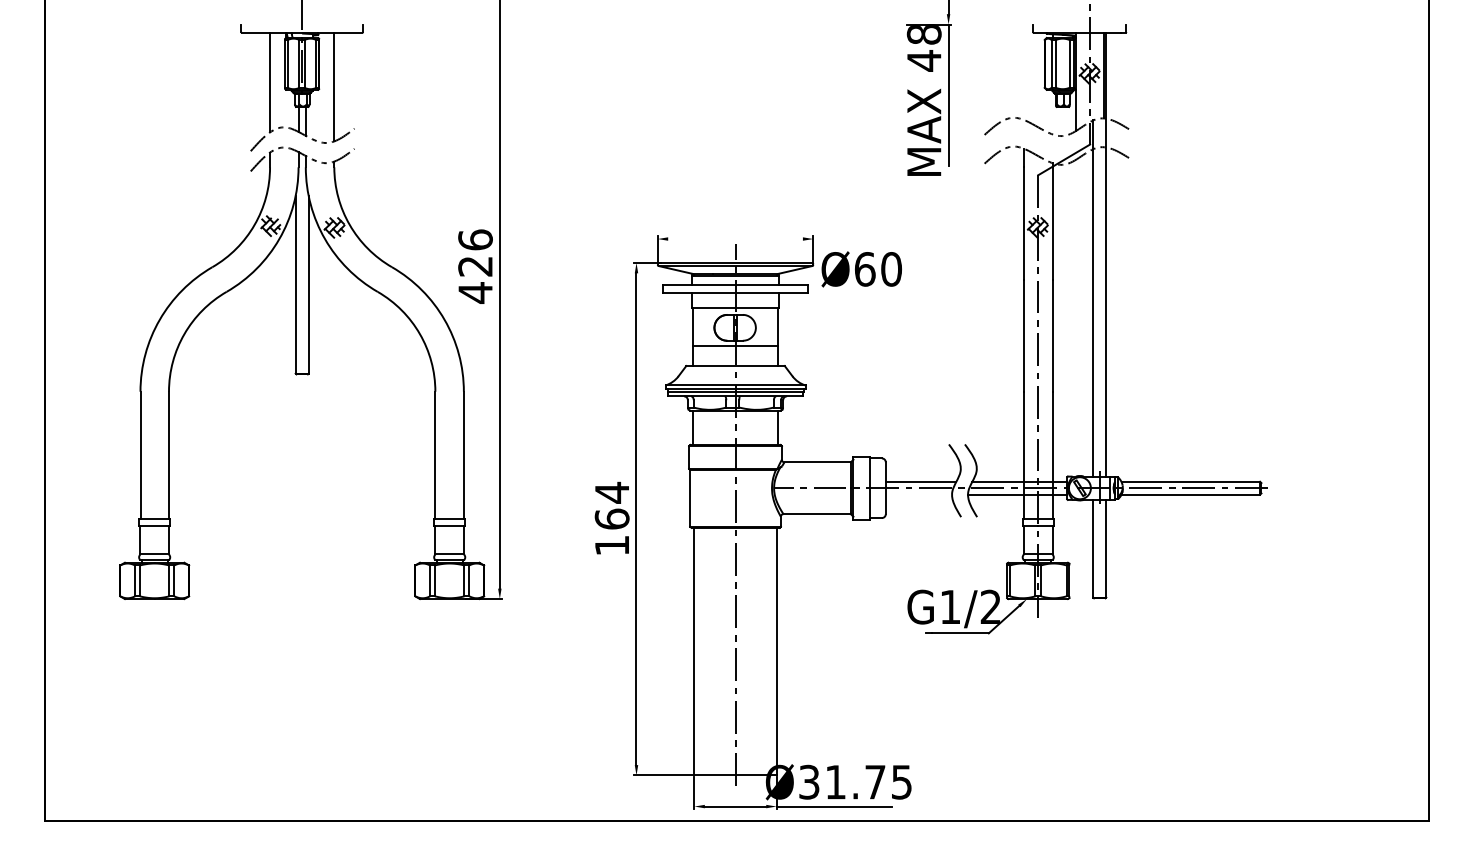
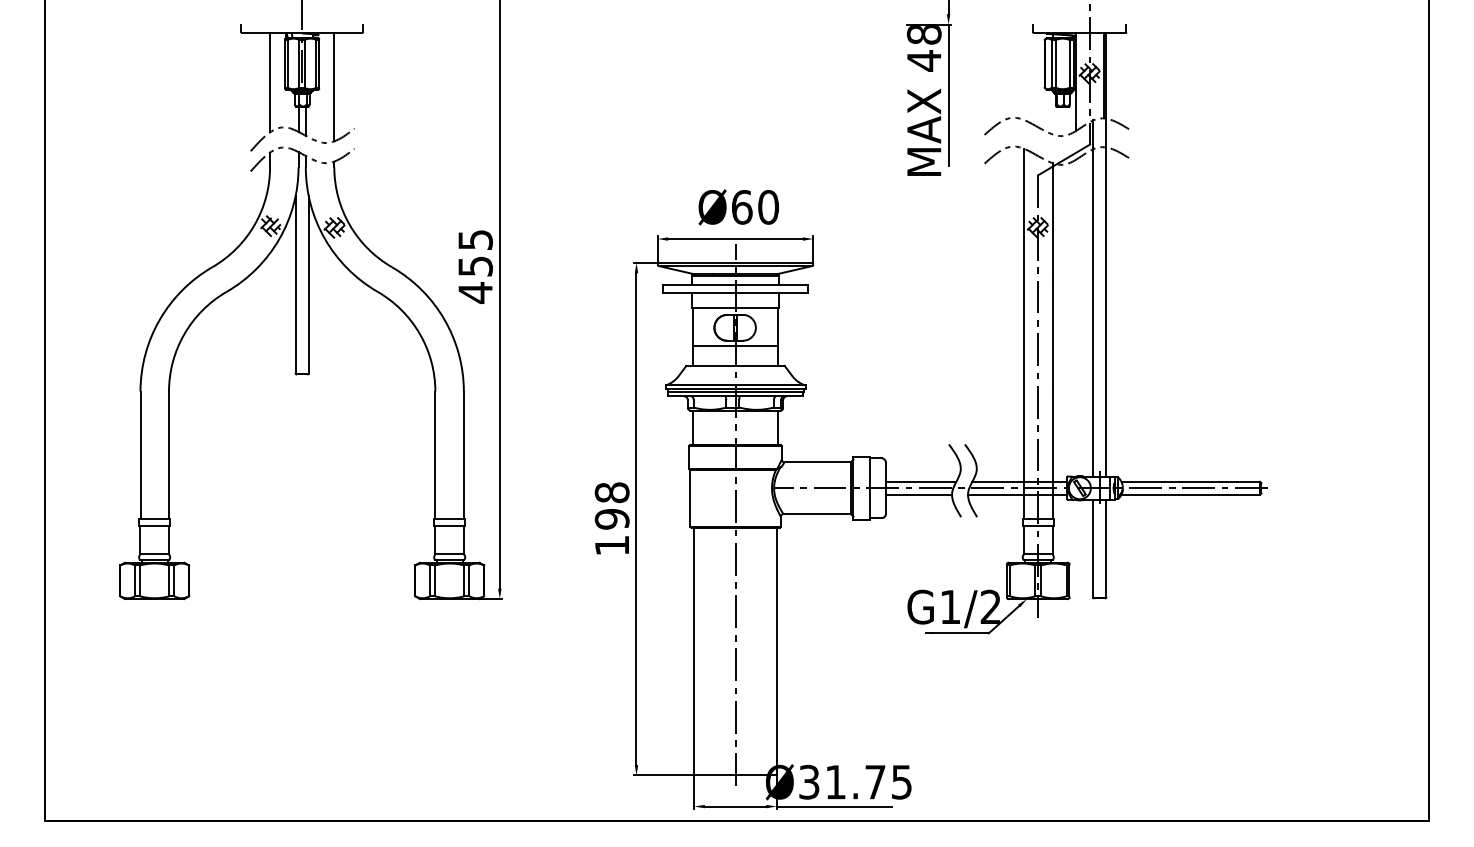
line: none -> present (735, 239)
text: 426 -> 455 (475, 252)
text position: (861, 269) -> (738, 207) (738, 207)
line: none -> present (918, 494)
text: 164 -> 198 (611, 505)
